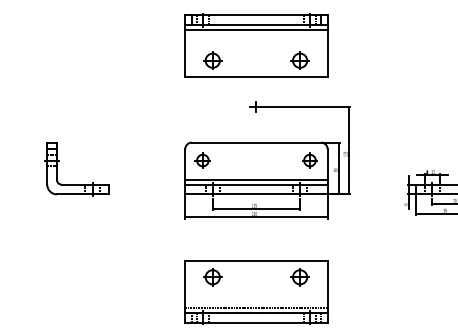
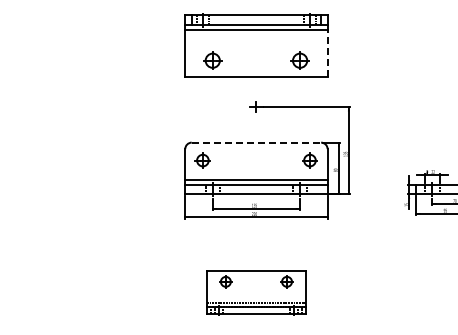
line: solid -> dashed (327, 52)
line: solid -> dashed (256, 142)
part: present -> none (76, 184)
part size: 145x65 px -> 101x46 px (256, 292)
